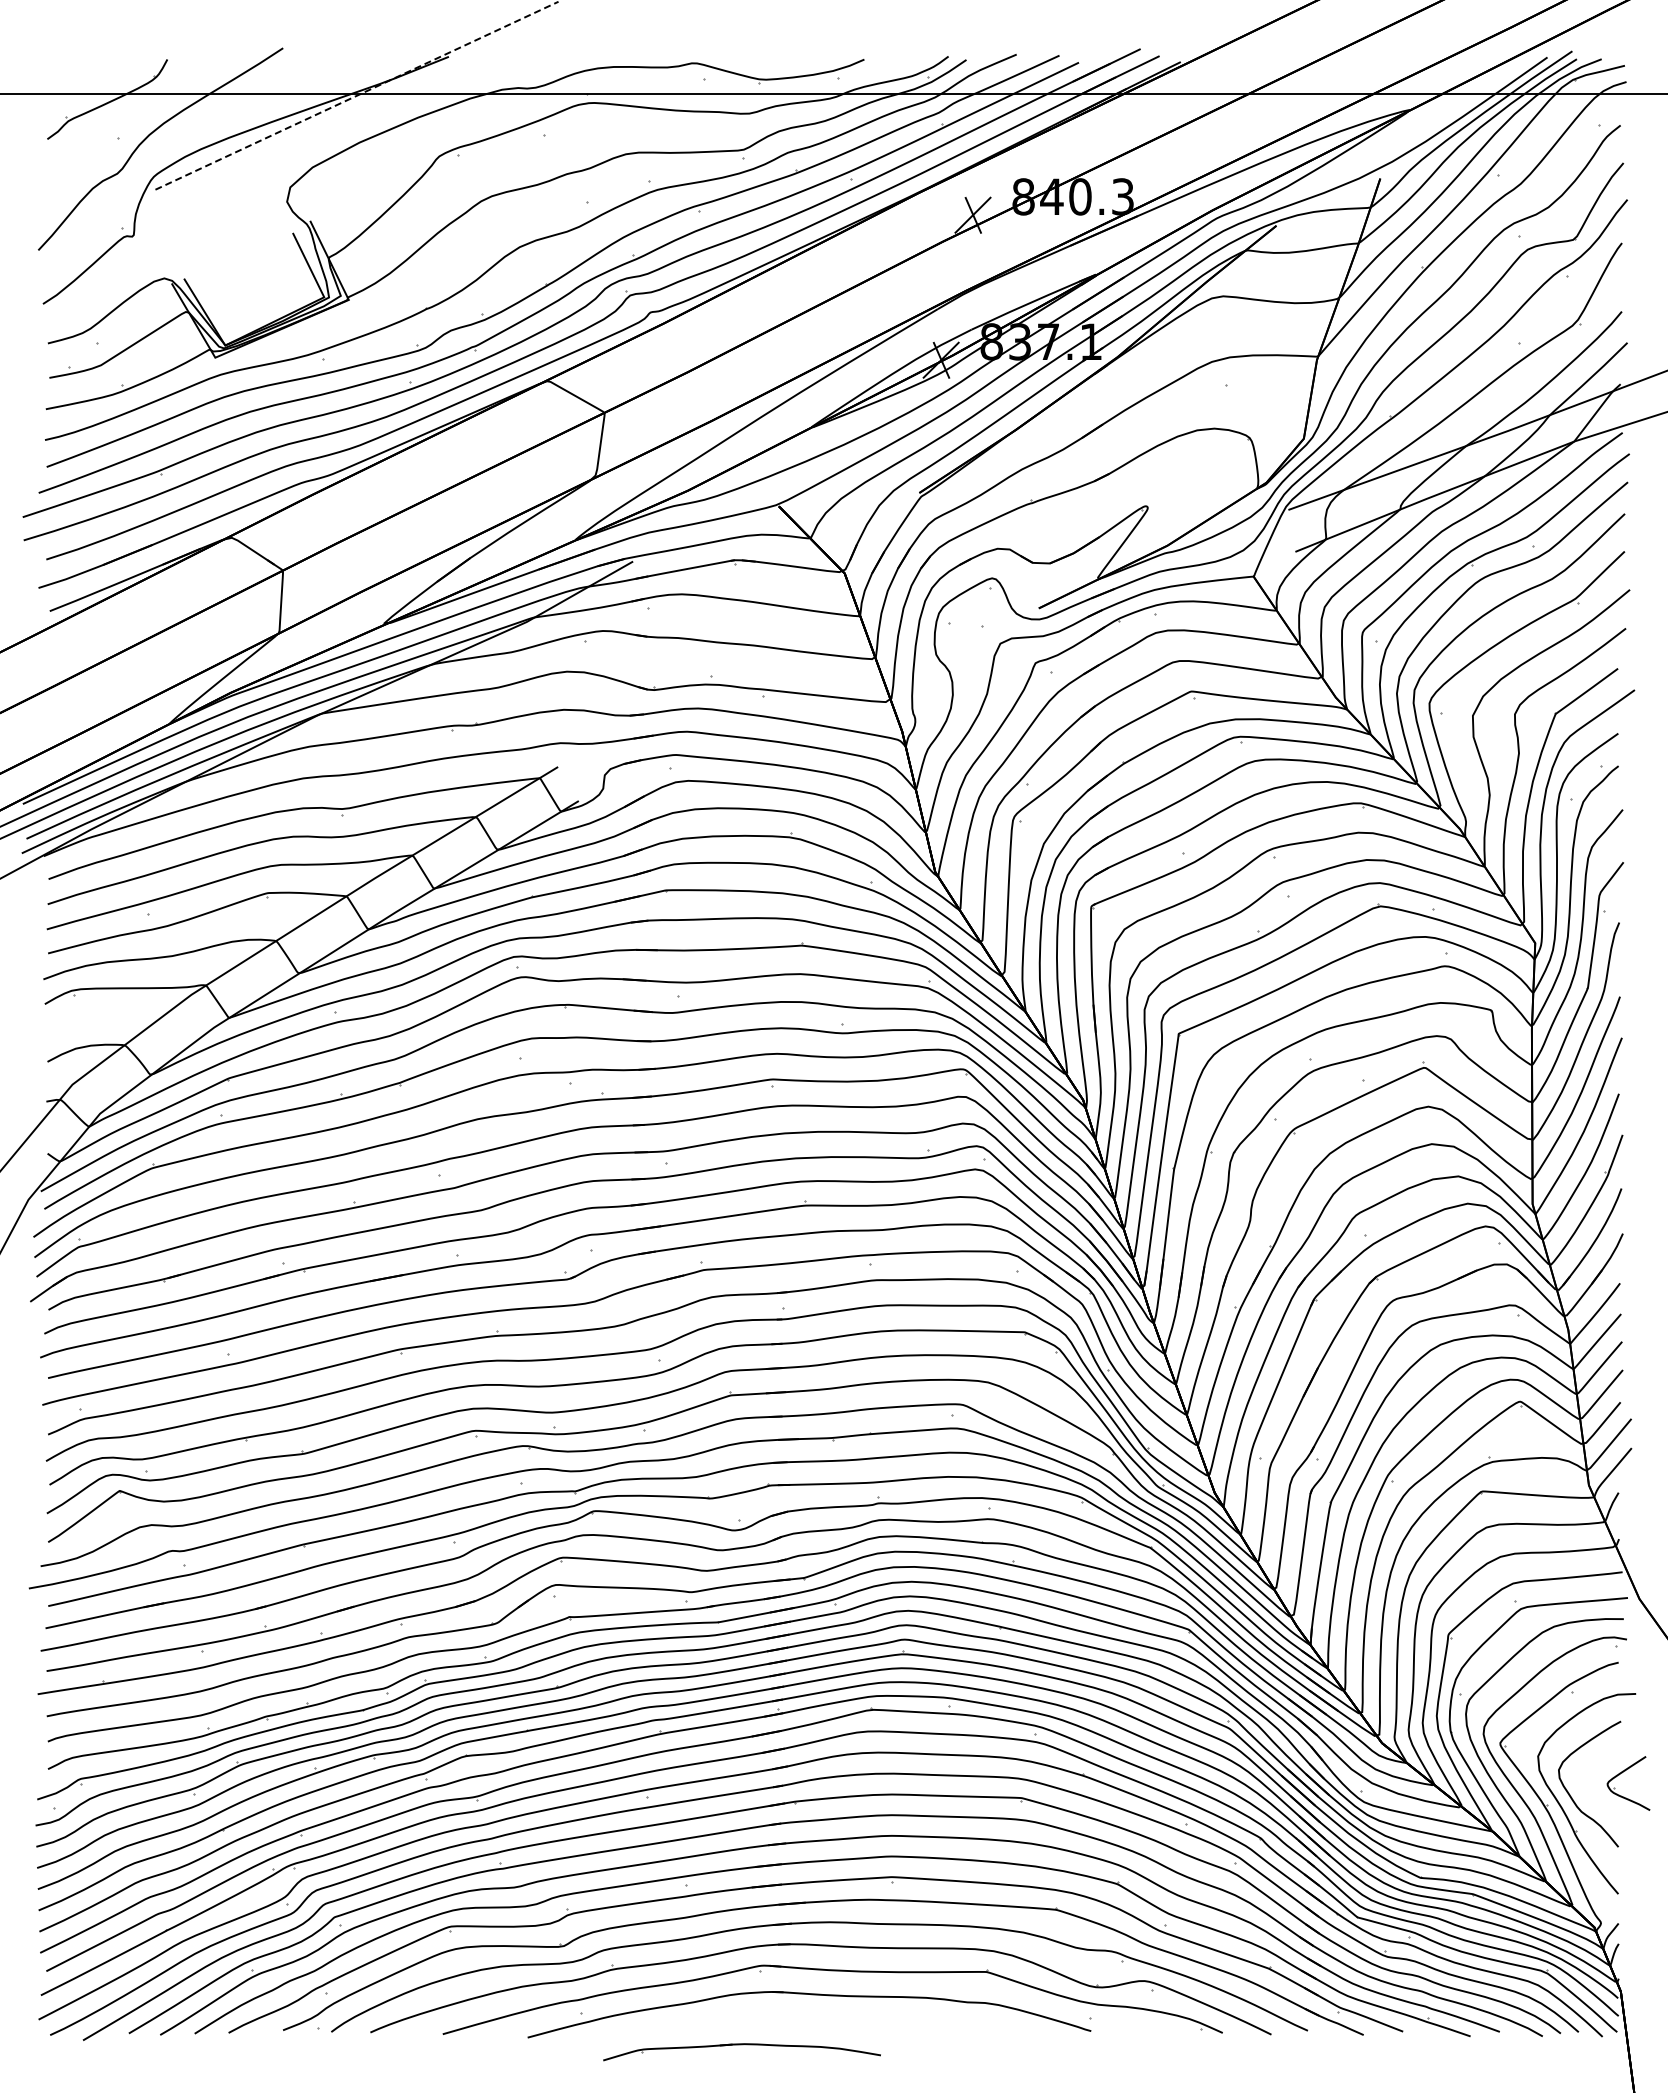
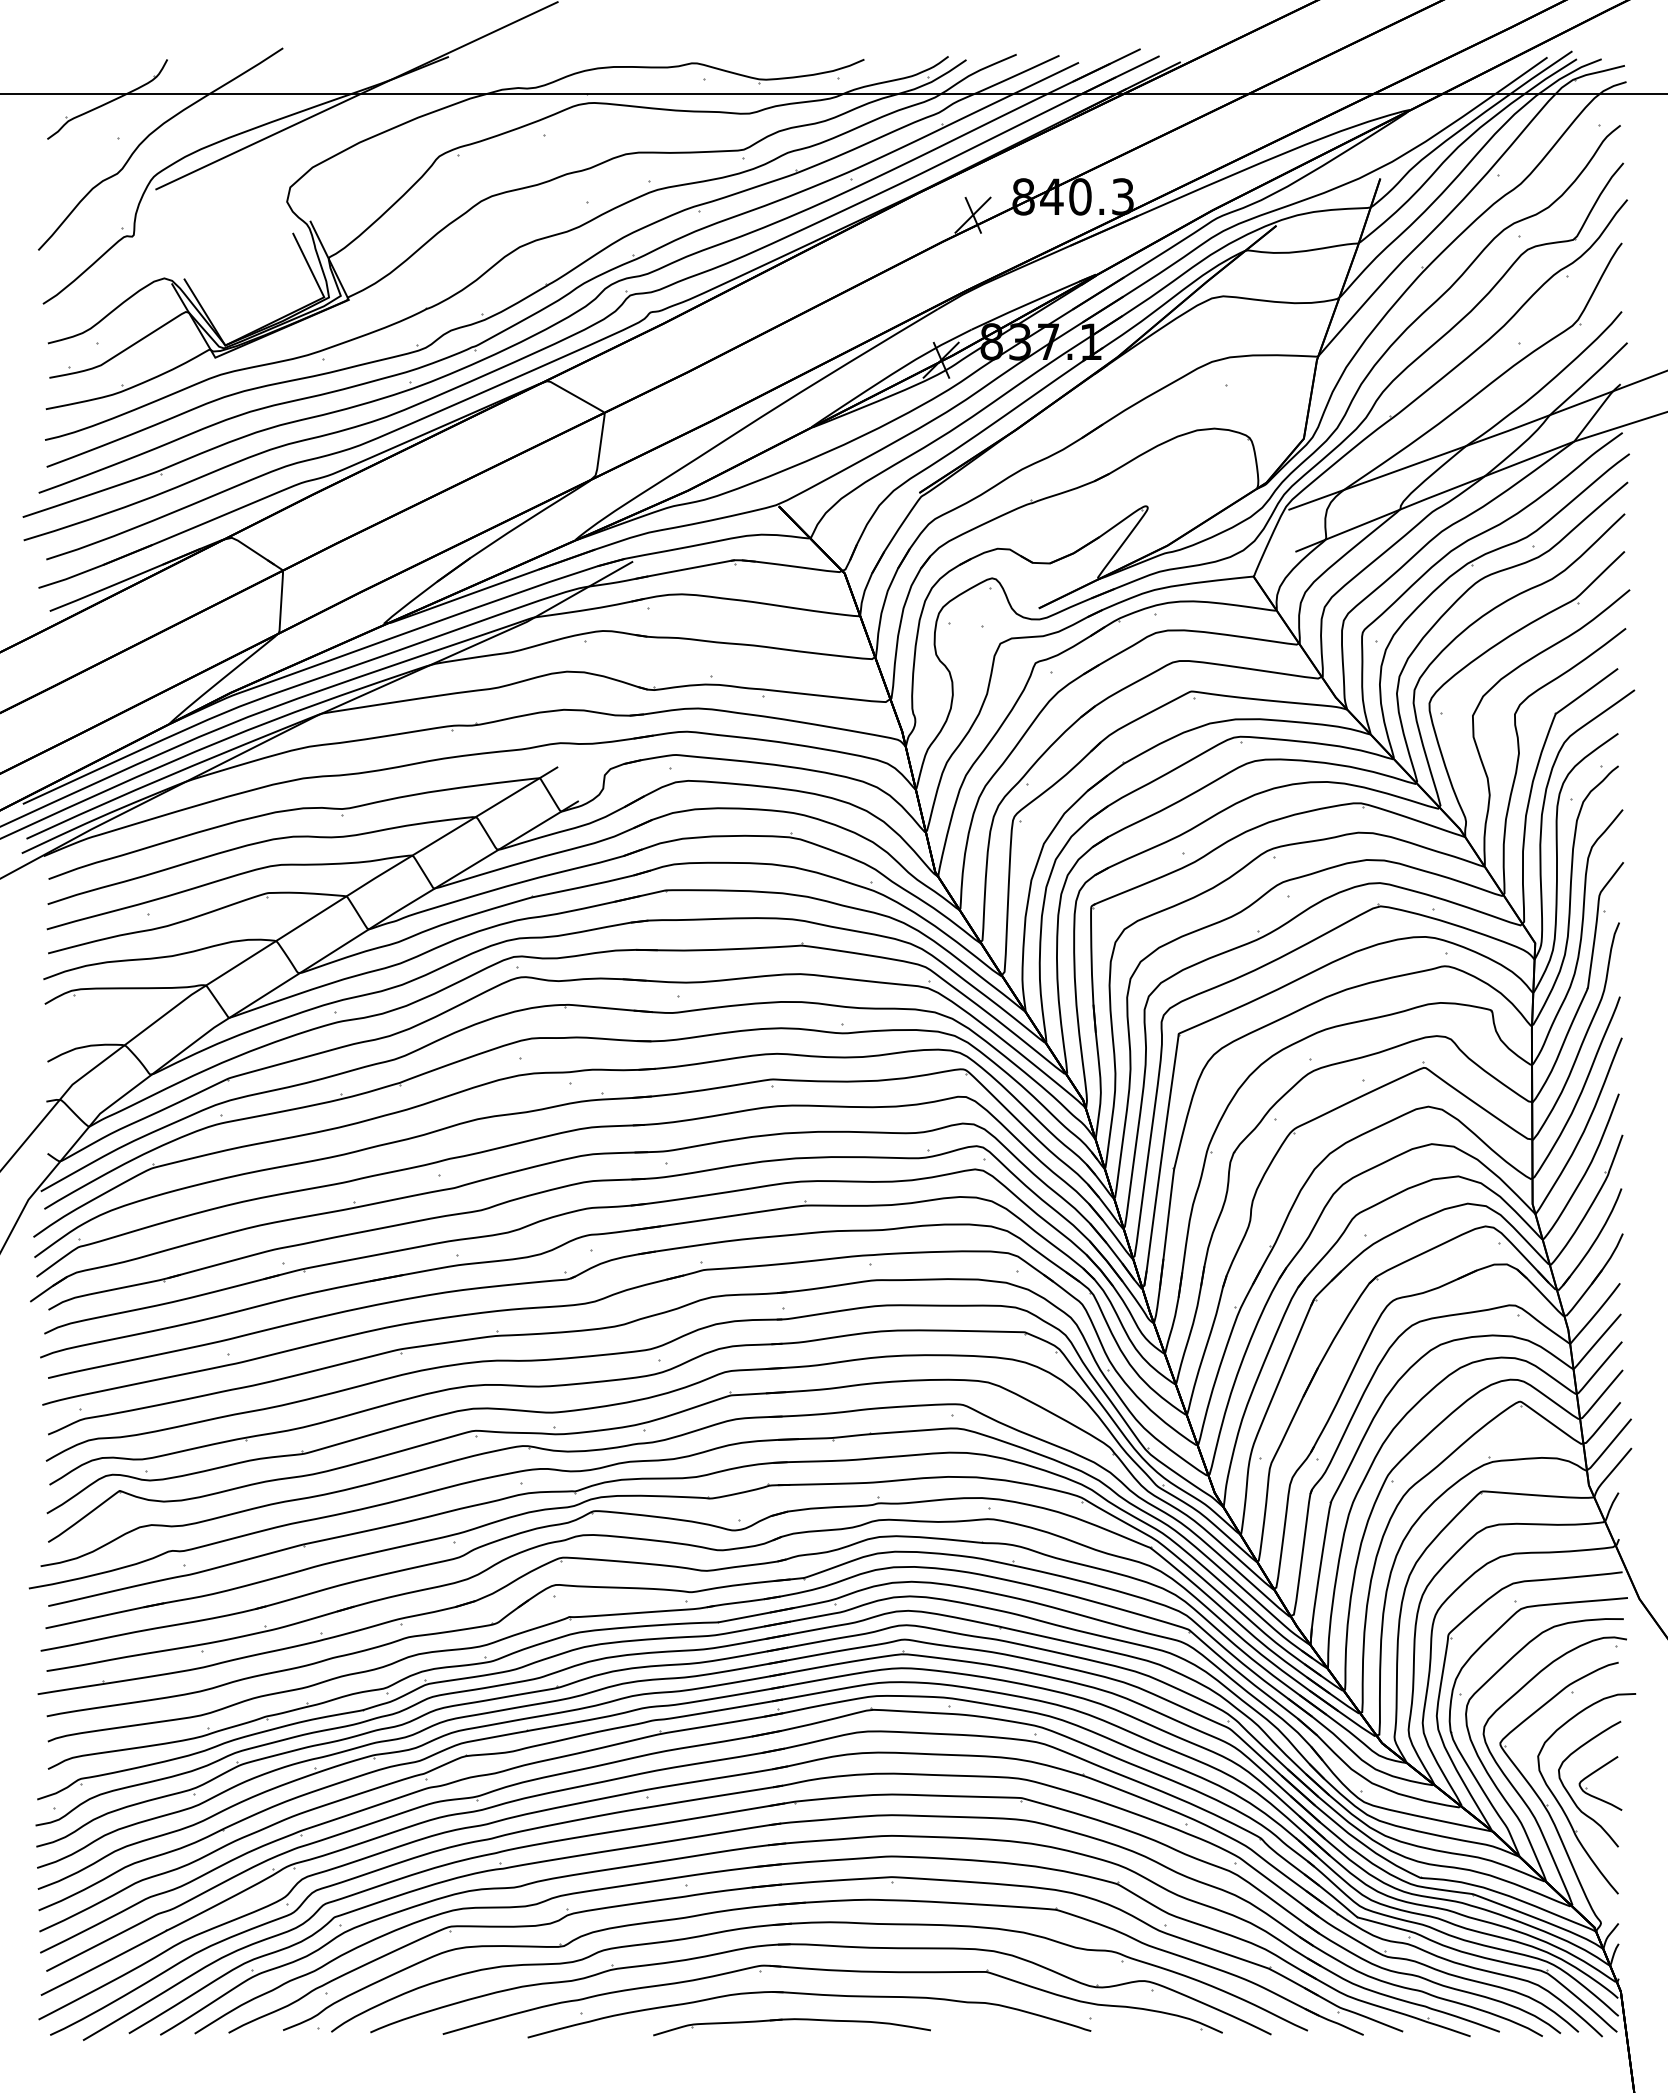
line: dashed -> solid (357, 95)
part position: (1622, 1773) -> (1594, 1773) (1594, 1773)
part position: (741, 2045) -> (791, 2020) (791, 2020)
